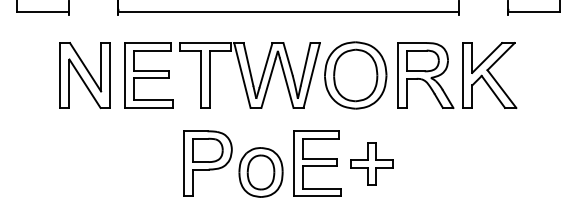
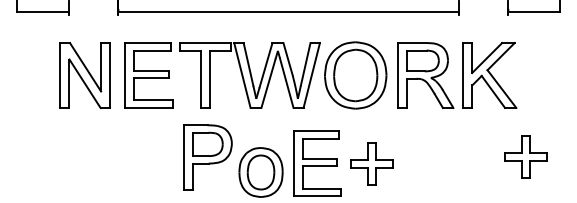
part: none -> present (525, 156)
part position: (207, 163) -> (207, 157) (207, 157)
